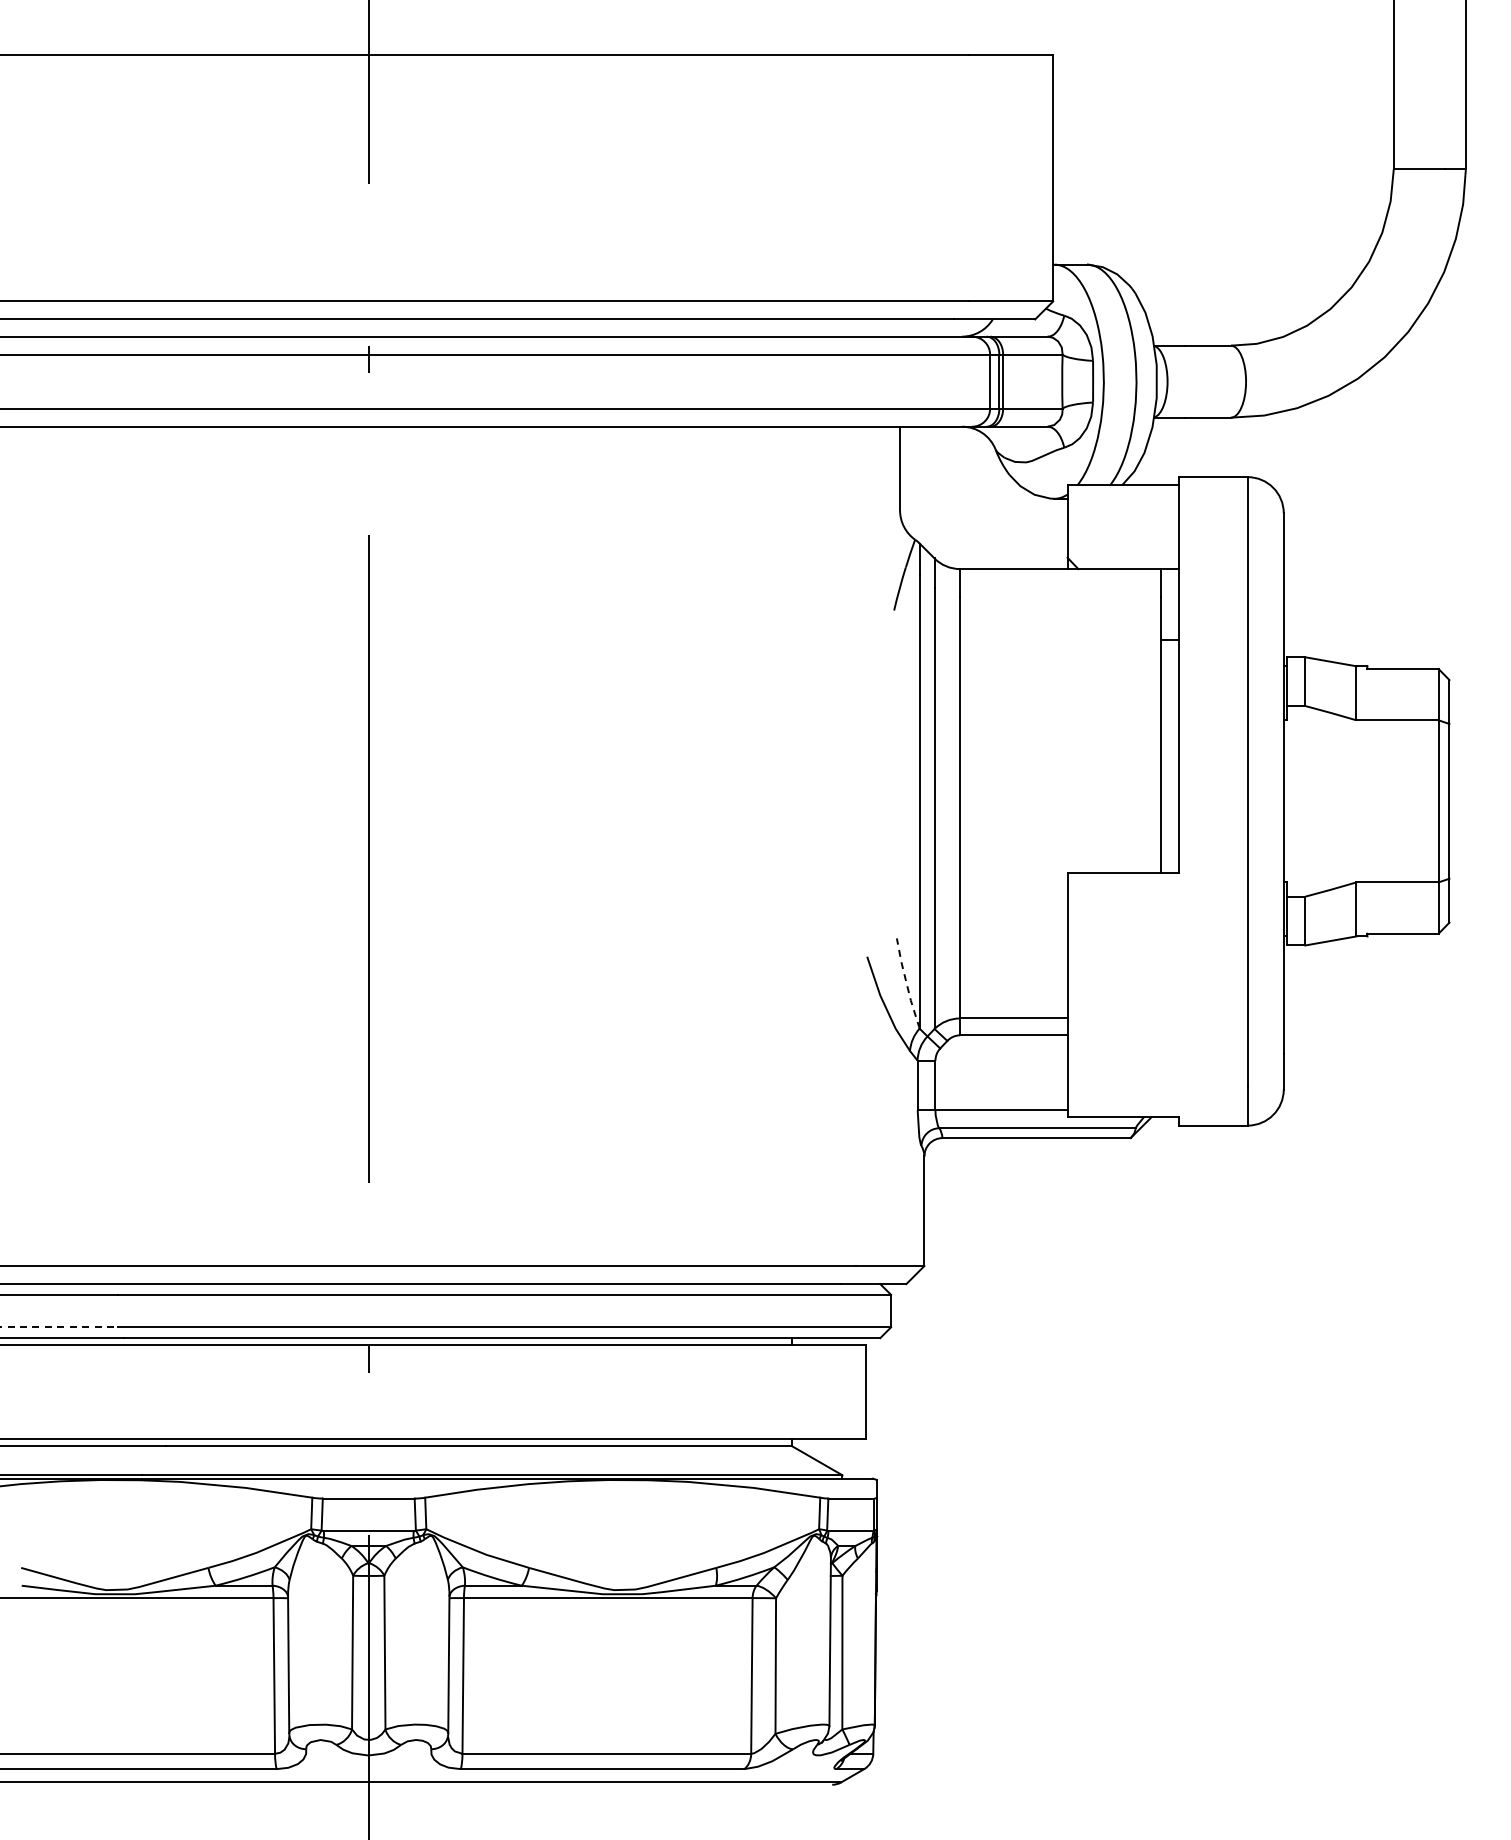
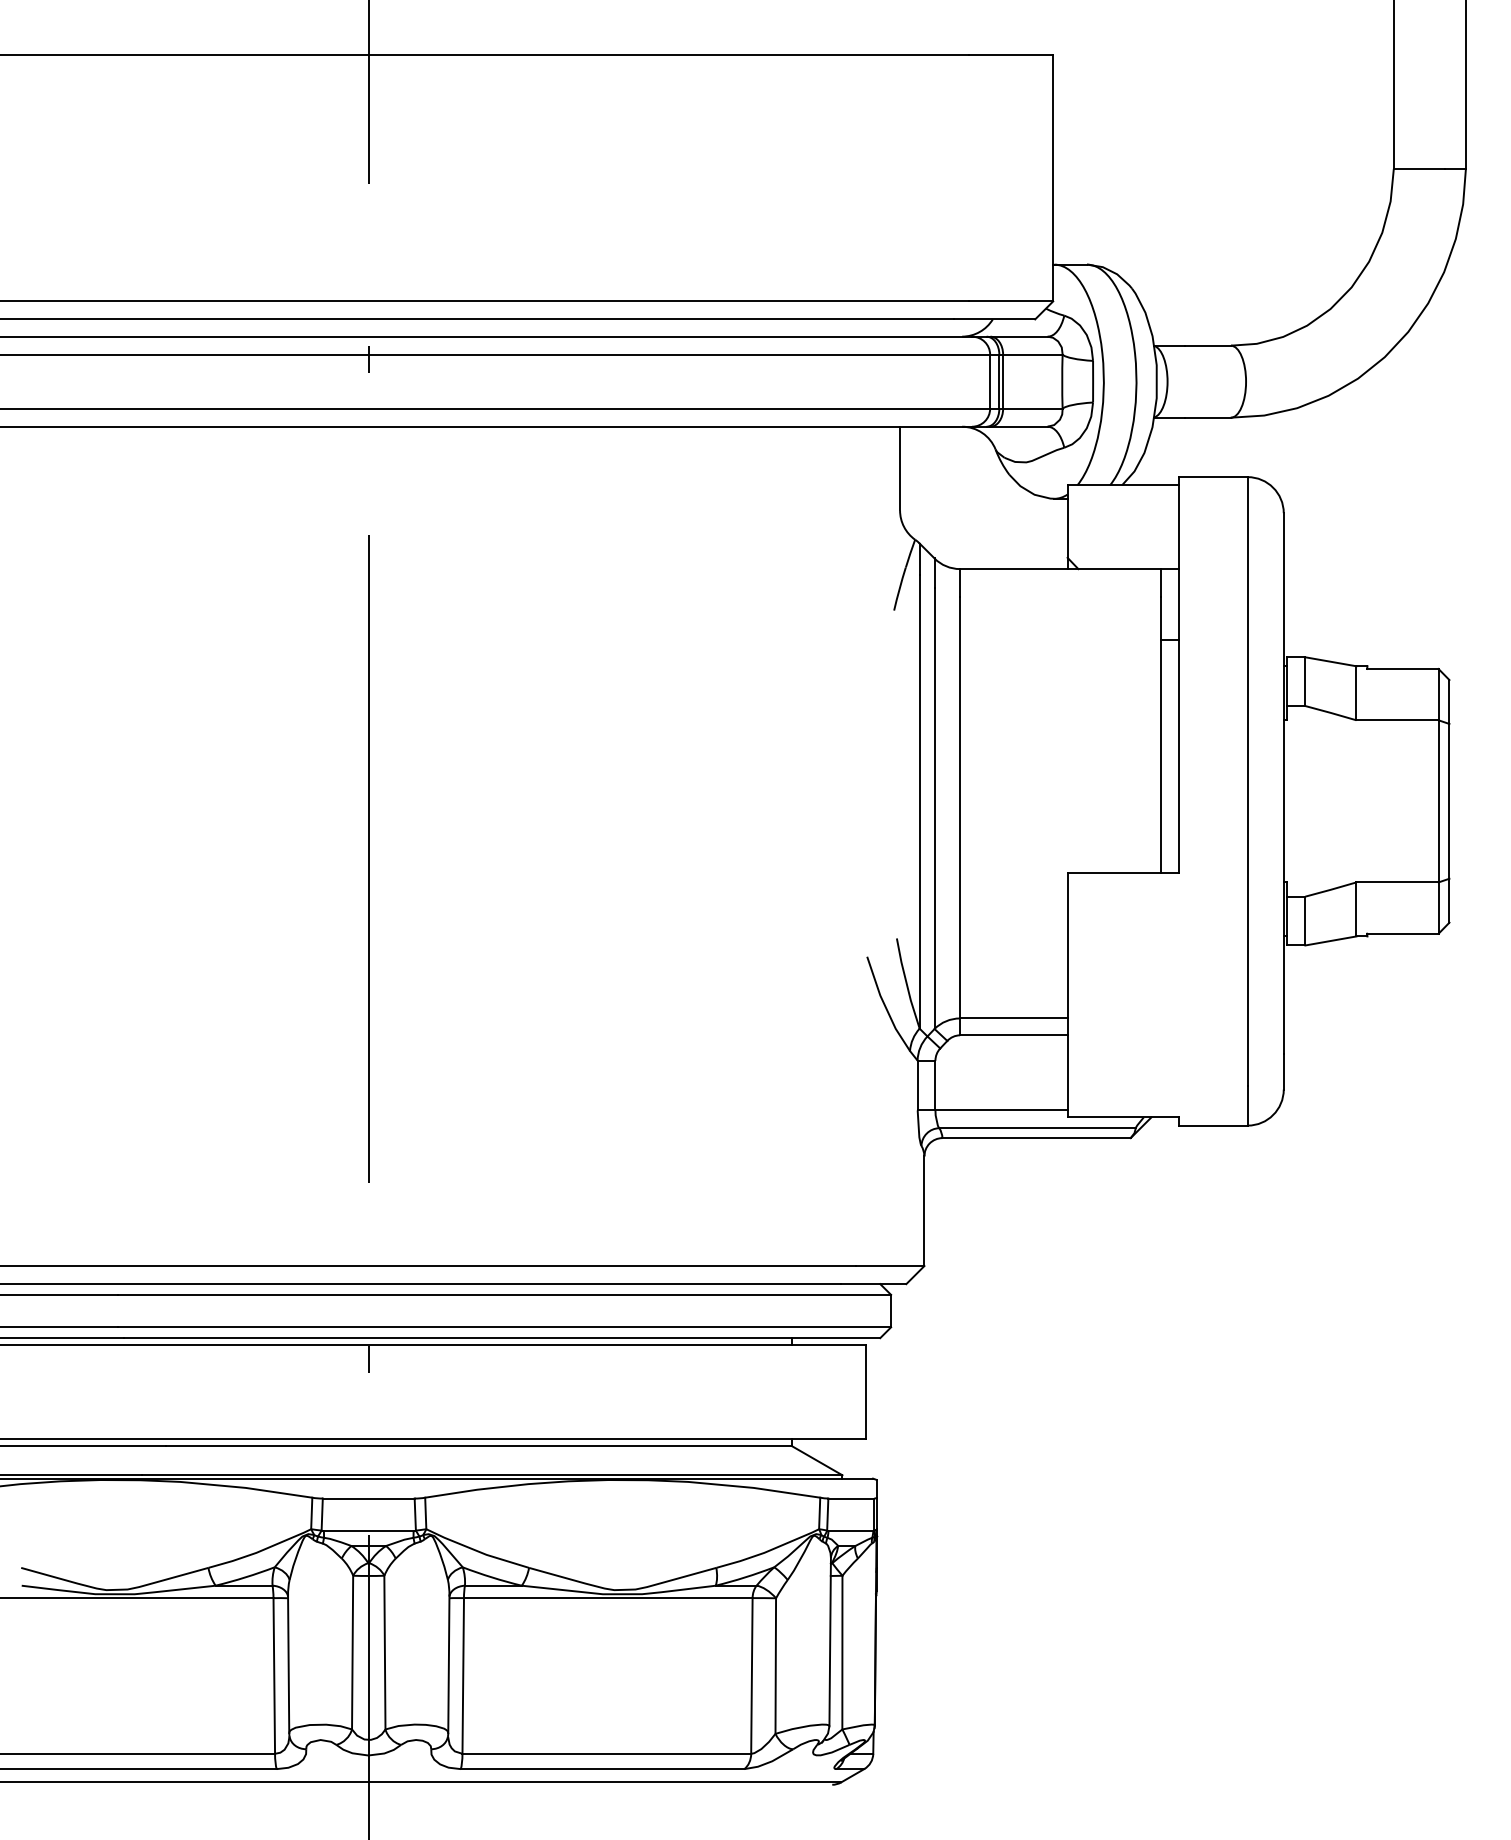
line: dashed -> solid (906, 983)
line: dashed -> solid (59, 1327)
